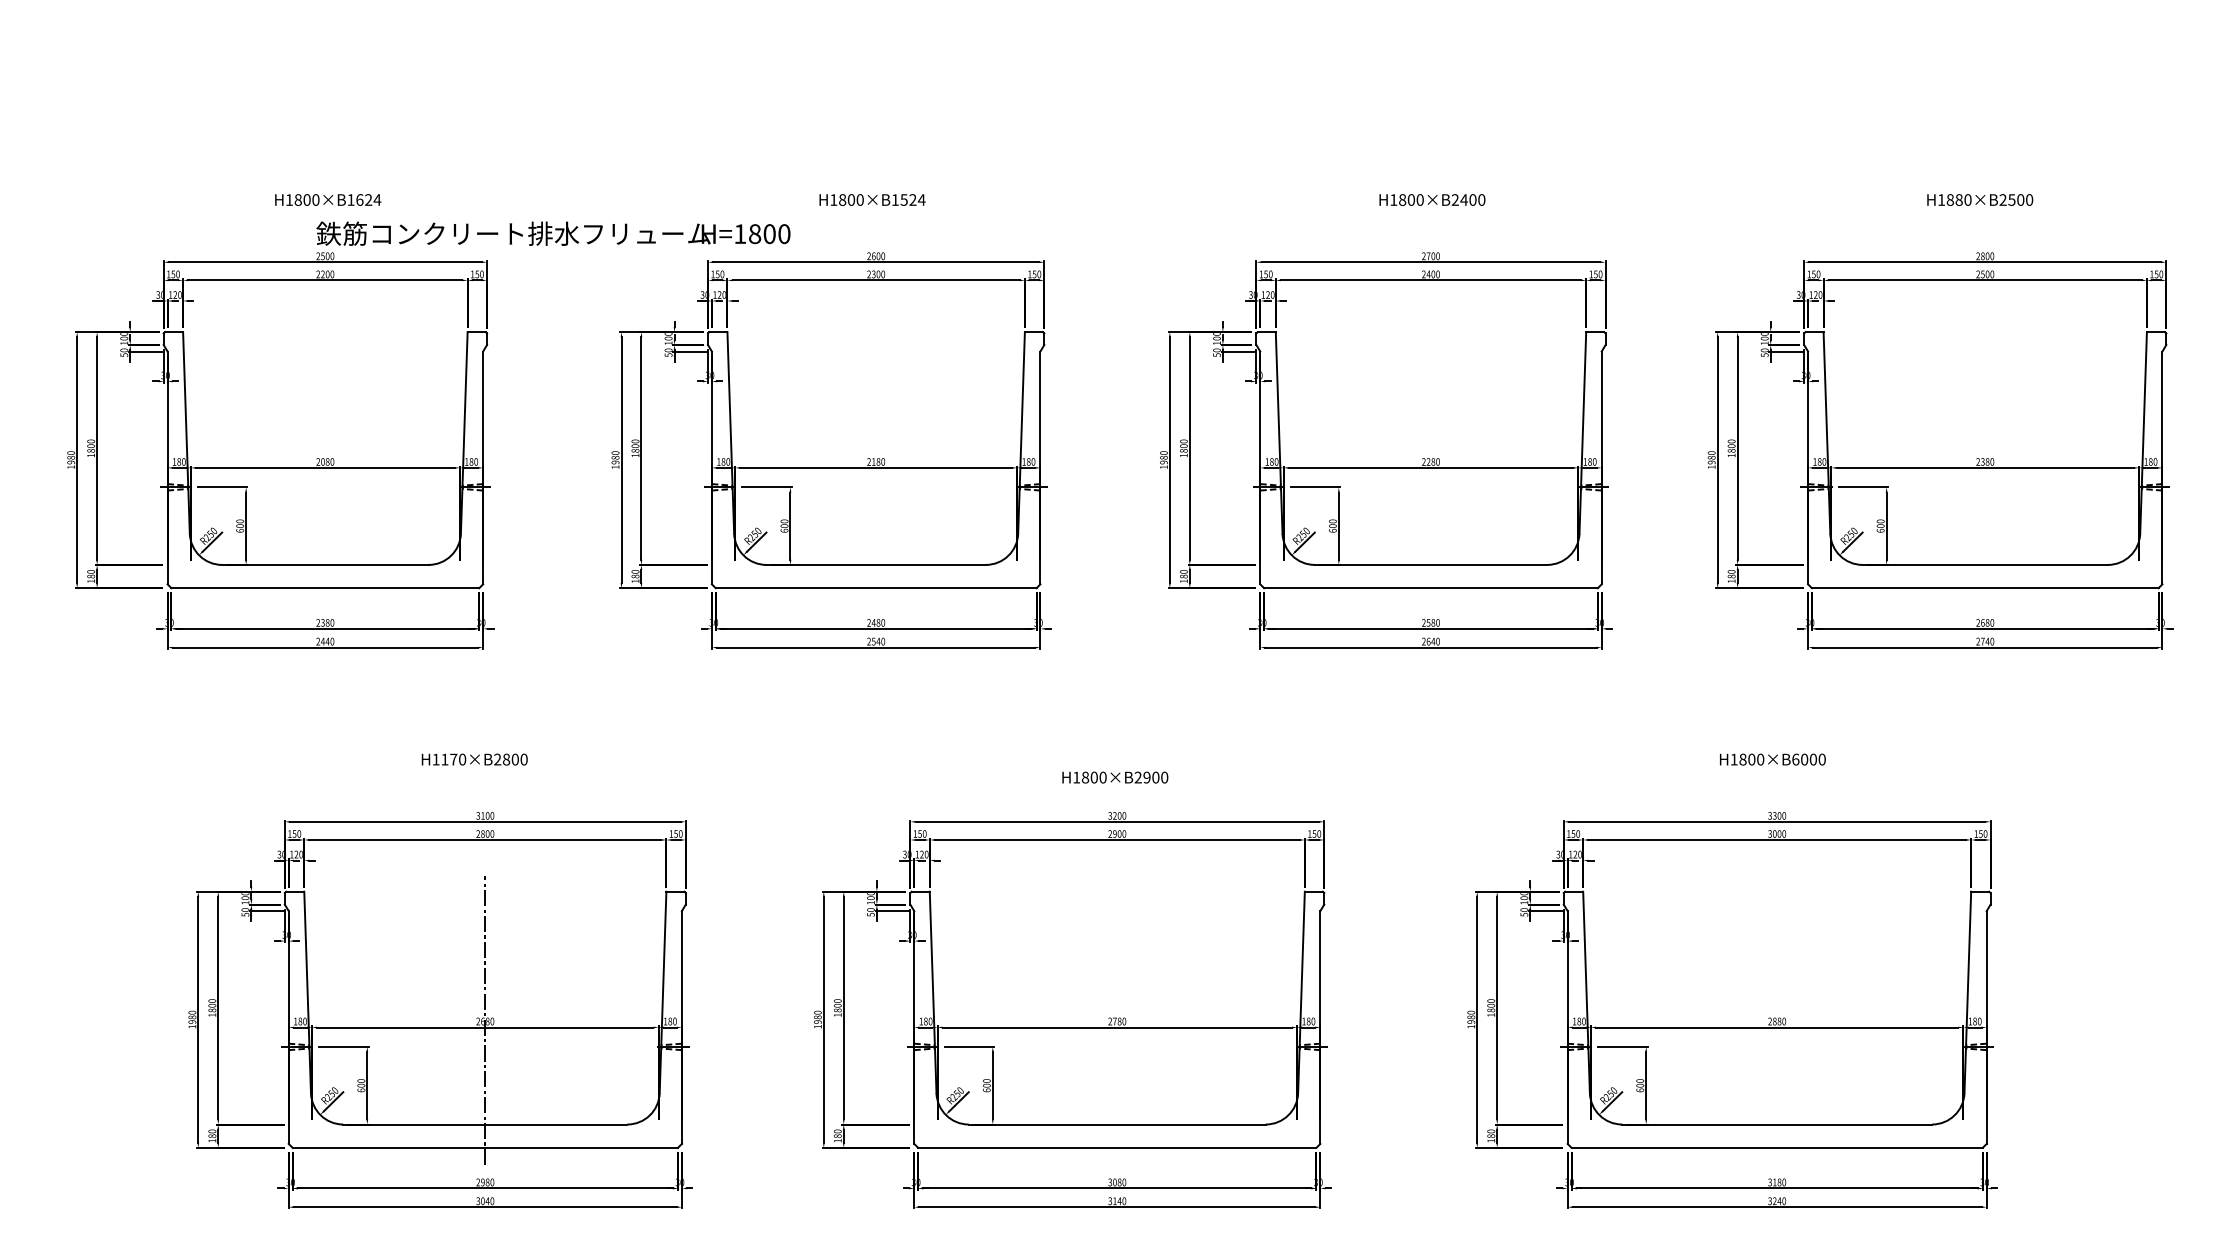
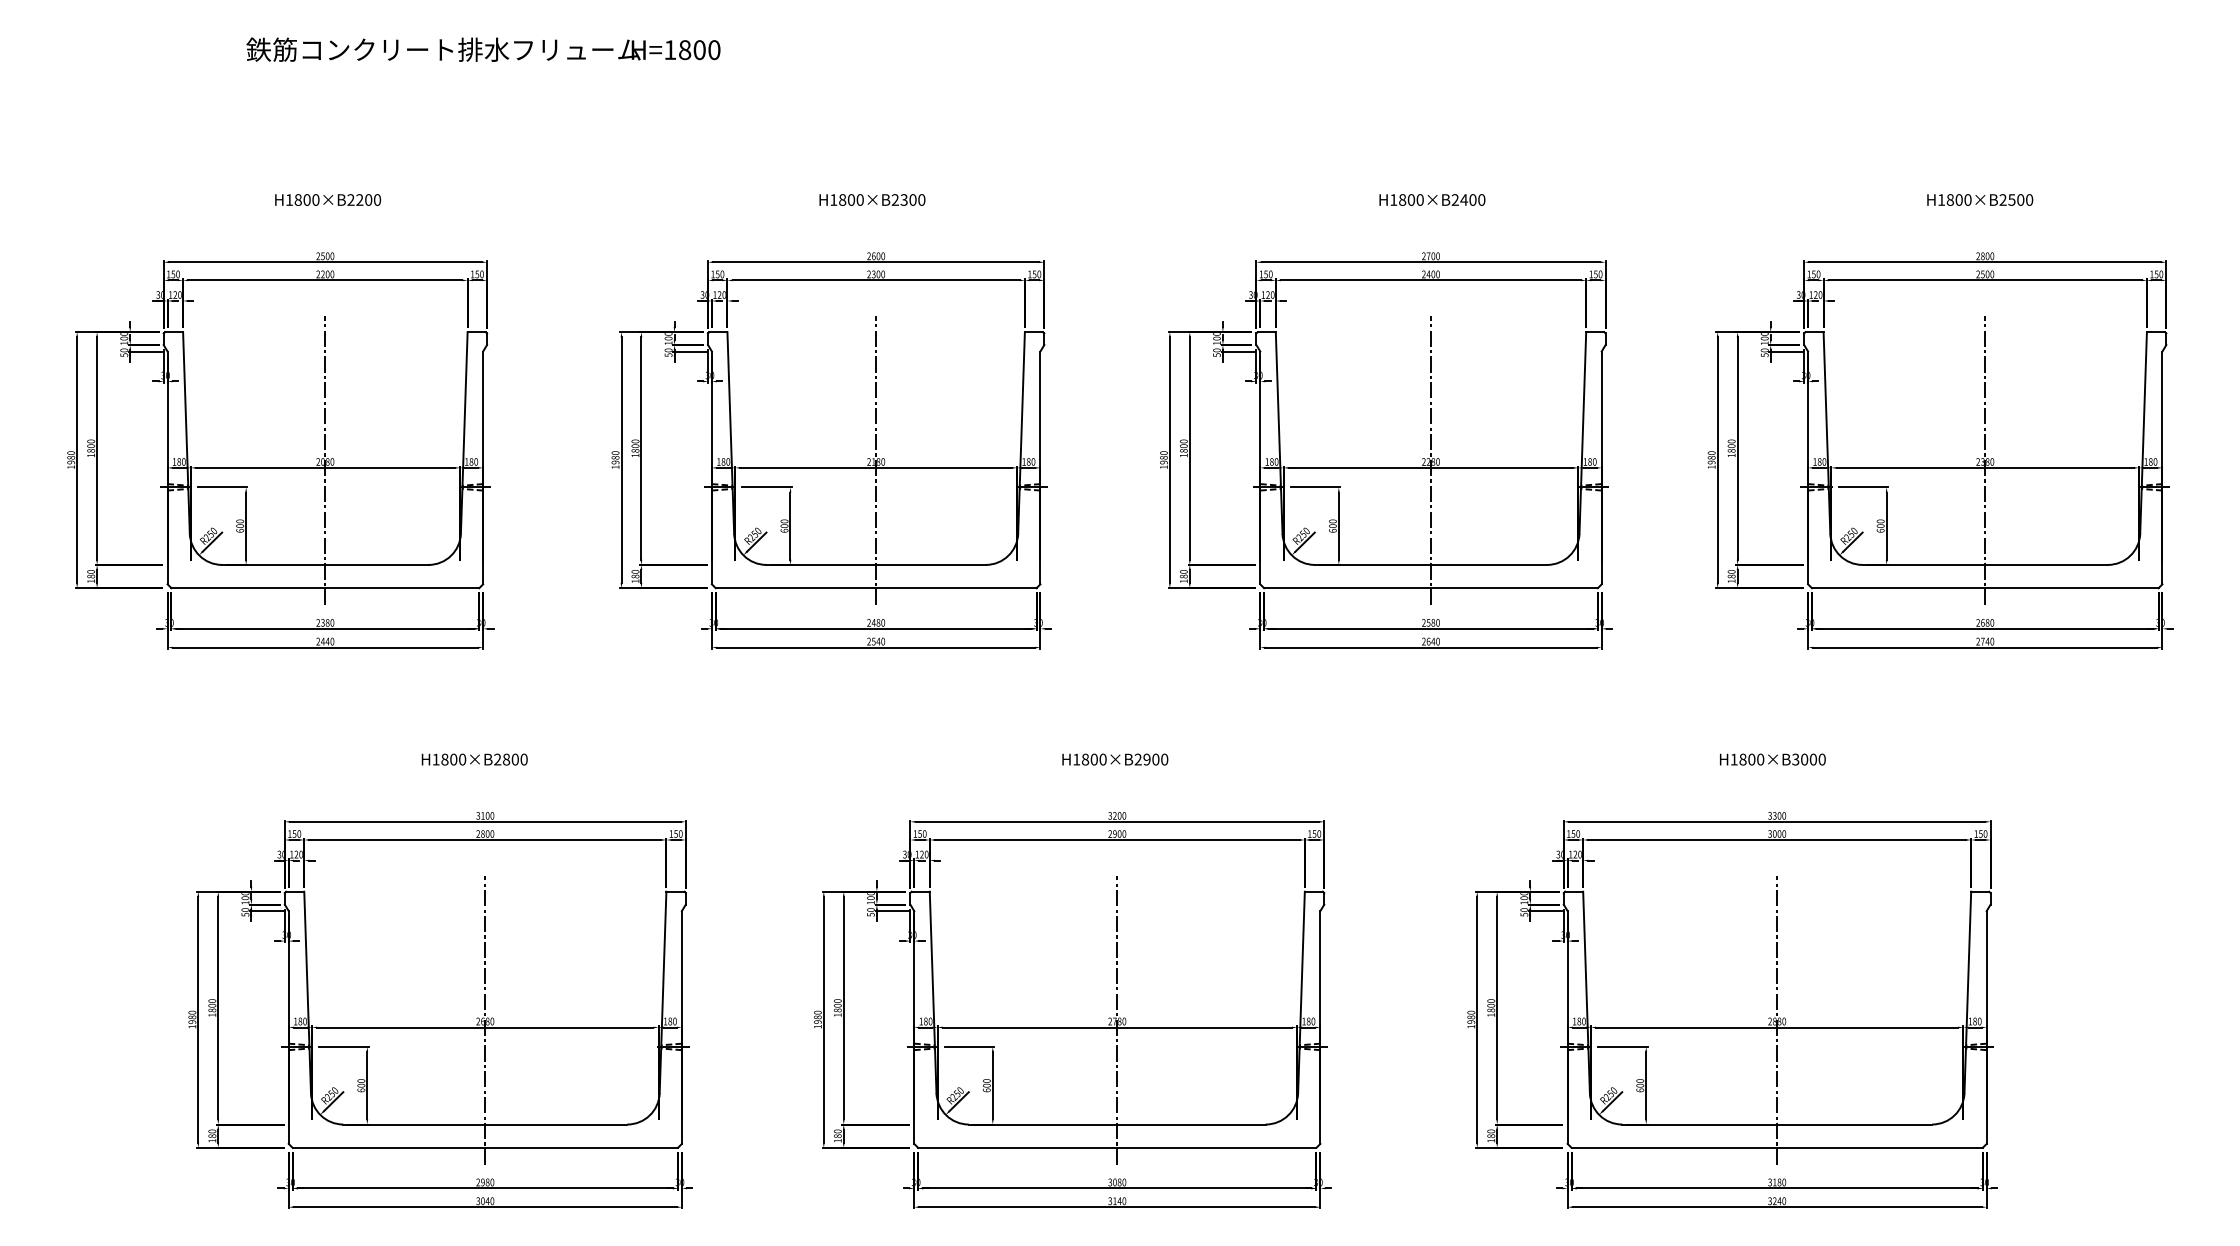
text: H1800×B1624 -> H1800×B2200 (364, 199)
text: H1800×B1524 -> H1800×B2300 (908, 199)
text: H1880×B2500 -> H1800×B2500 (1958, 199)
text position: (553, 233) -> (483, 49) (483, 49)
line: none -> present (325, 460)
line: none -> present (876, 460)
line: none -> present (1431, 460)
line: none -> present (1985, 460)
text: H1170×B2800 -> H1800×B2800 (449, 759)
text: H1800×B6000 -> H1800×B3000 (1795, 759)
text position: (1115, 777) -> (1115, 759) (1115, 759)
line: none -> present (1117, 1020)
line: none -> present (1777, 1020)
